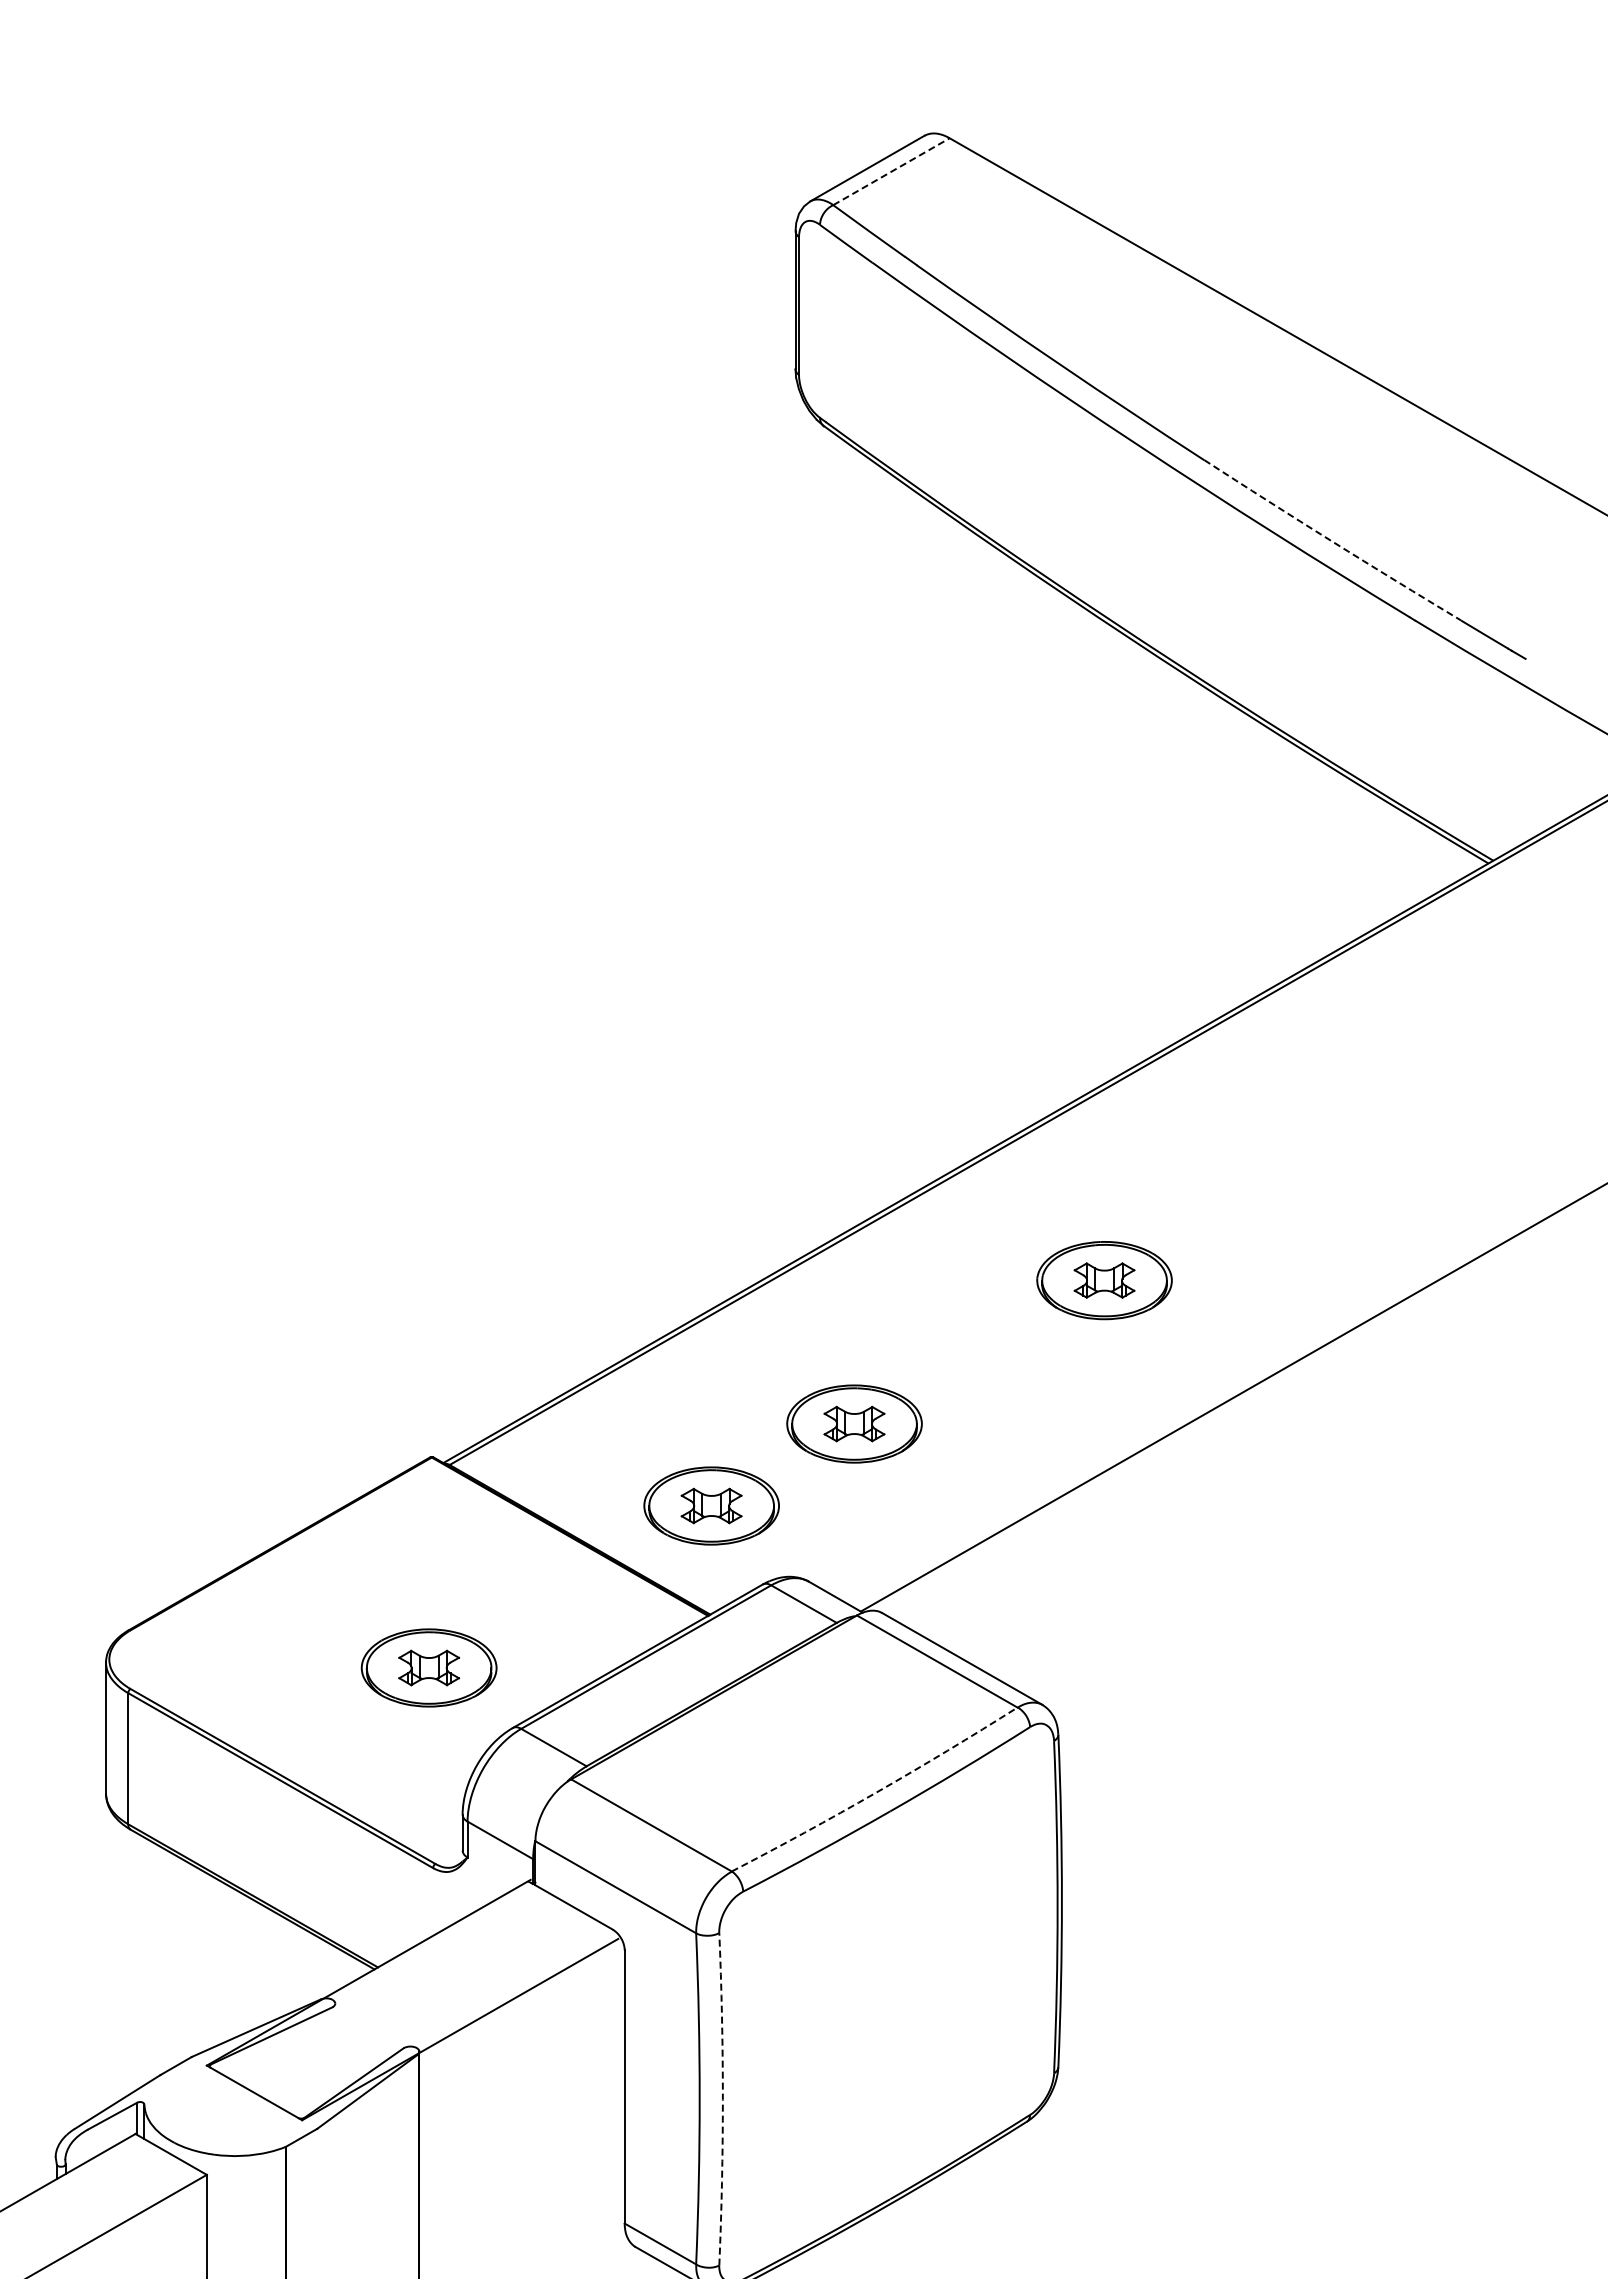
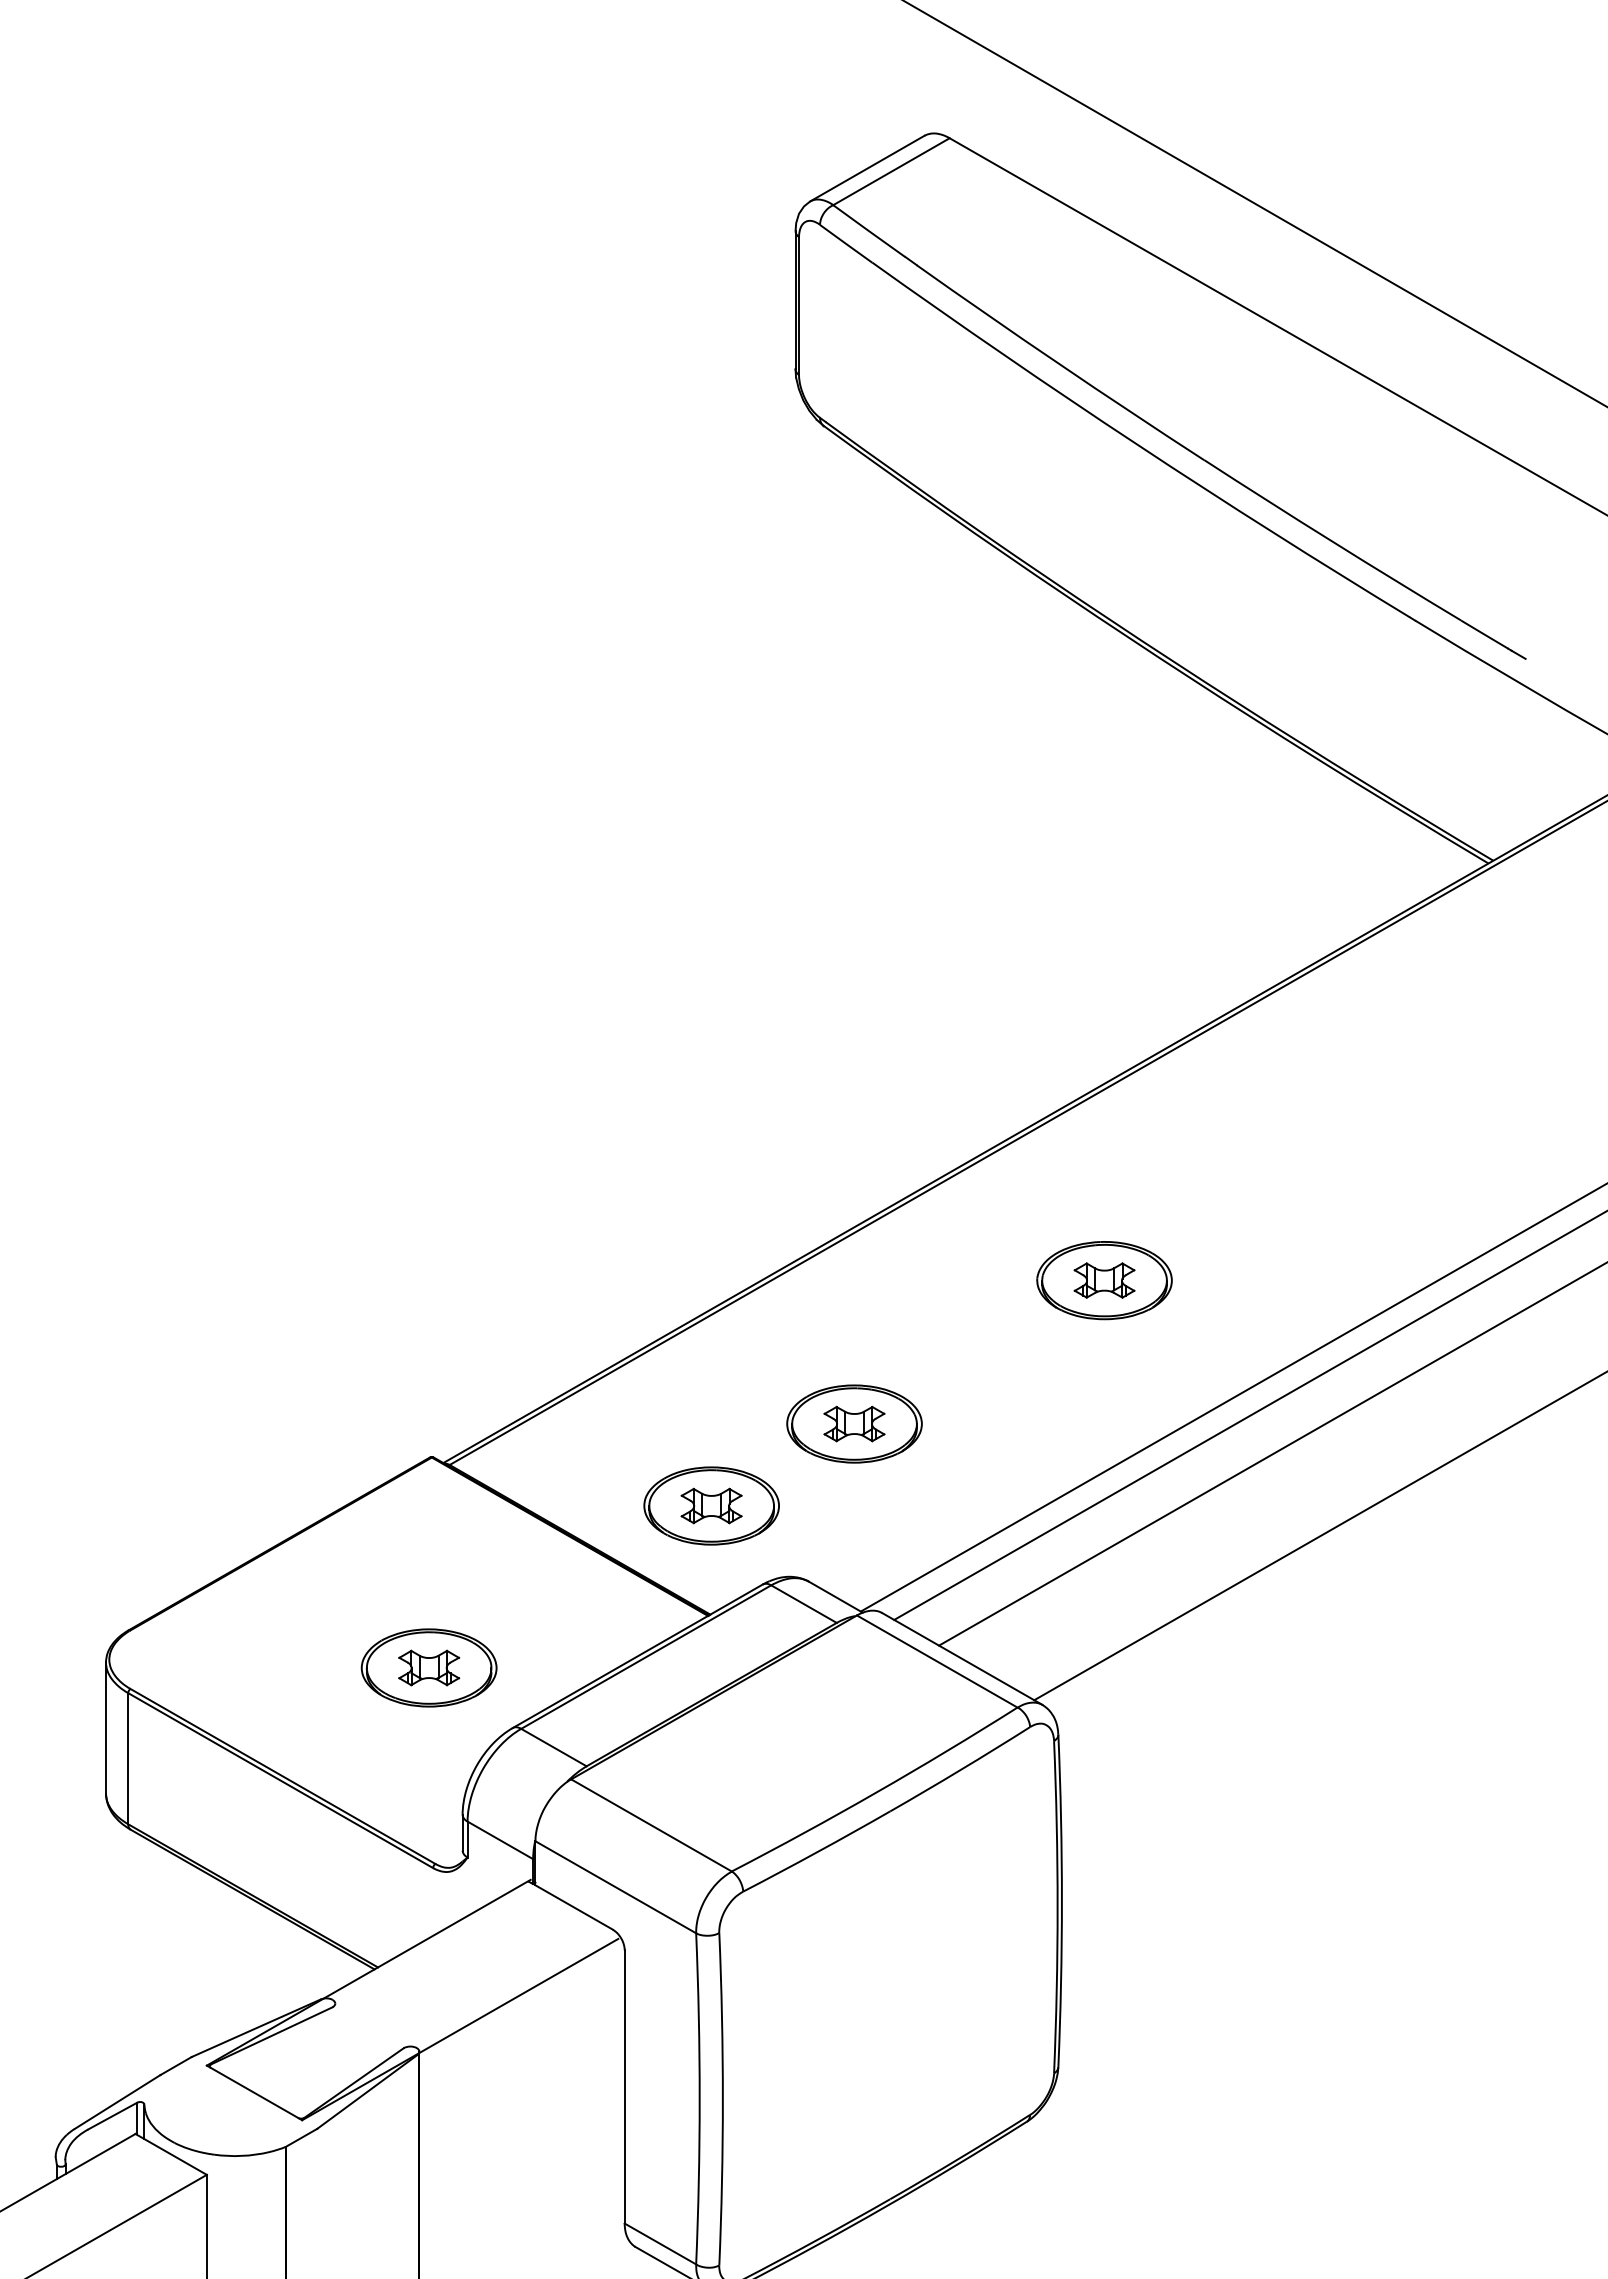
line: dashed -> solid (891, 171)
line: none -> present (1254, 203)
arc: dashed -> solid (1331, 541)
line: none -> present (1249, 1415)
line: none -> present (1271, 1454)
line: none -> present (1319, 1536)
arc: dashed -> solid (876, 1792)
arc: dashed -> solid (722, 2099)
